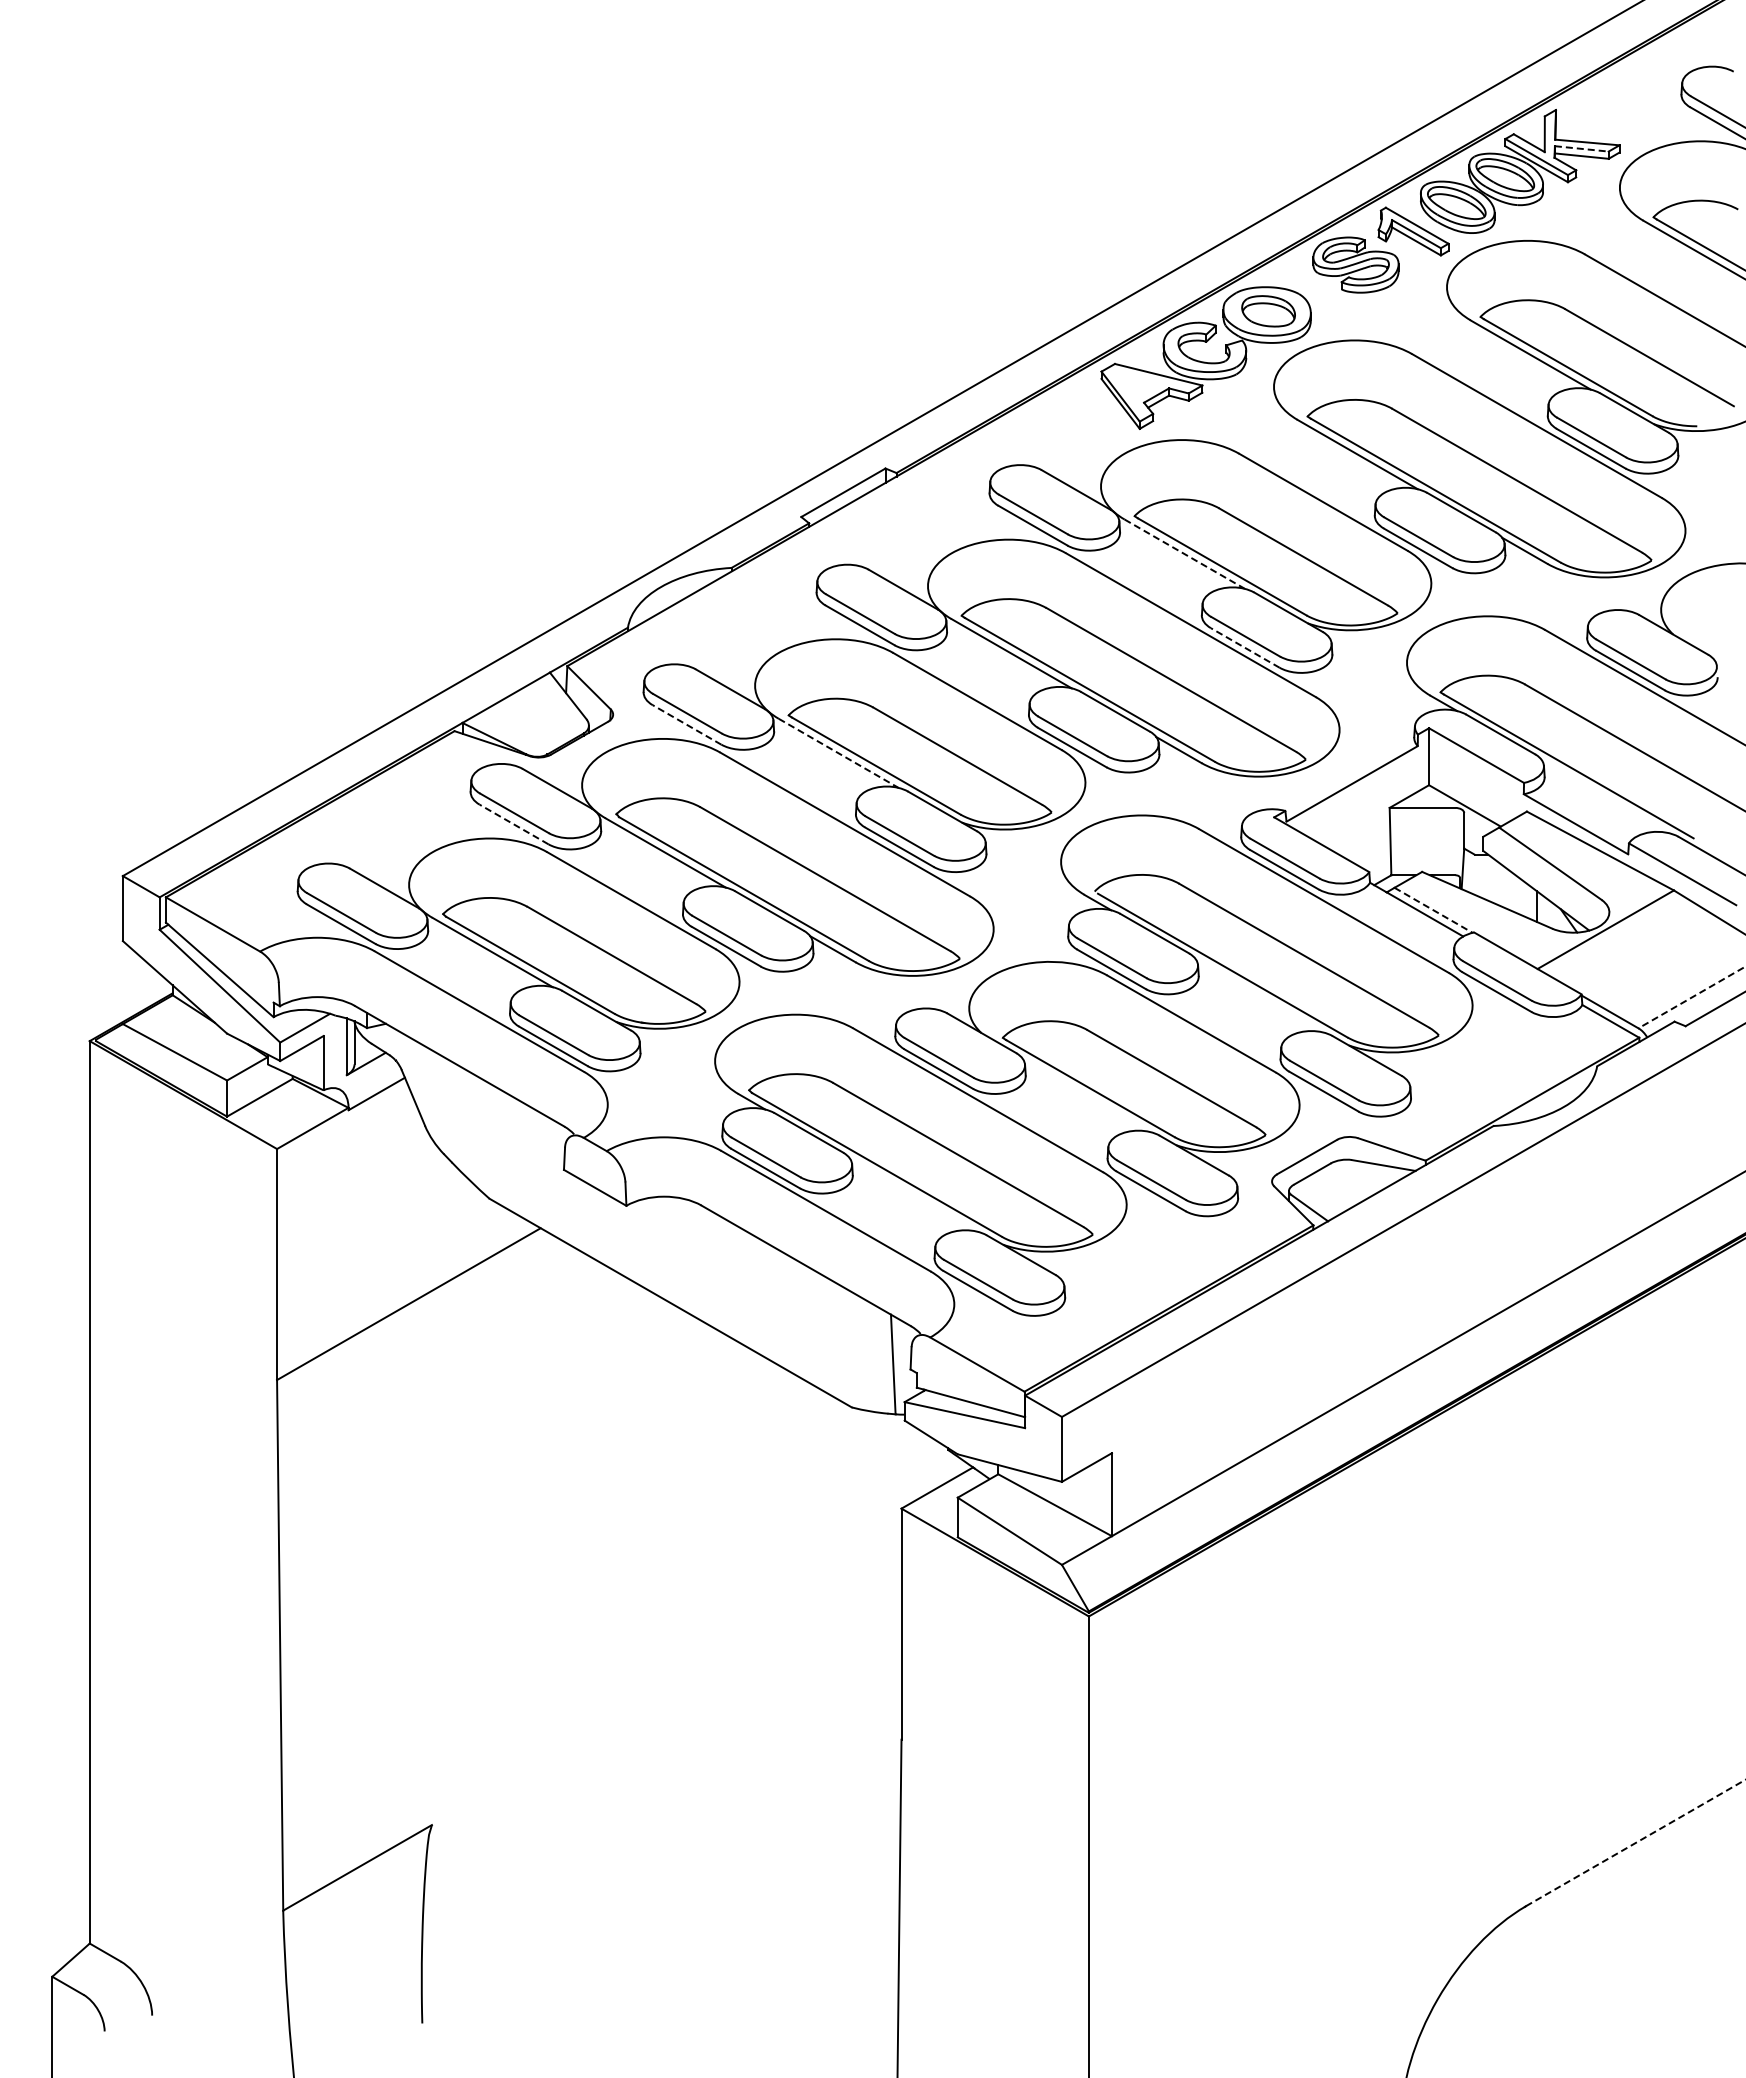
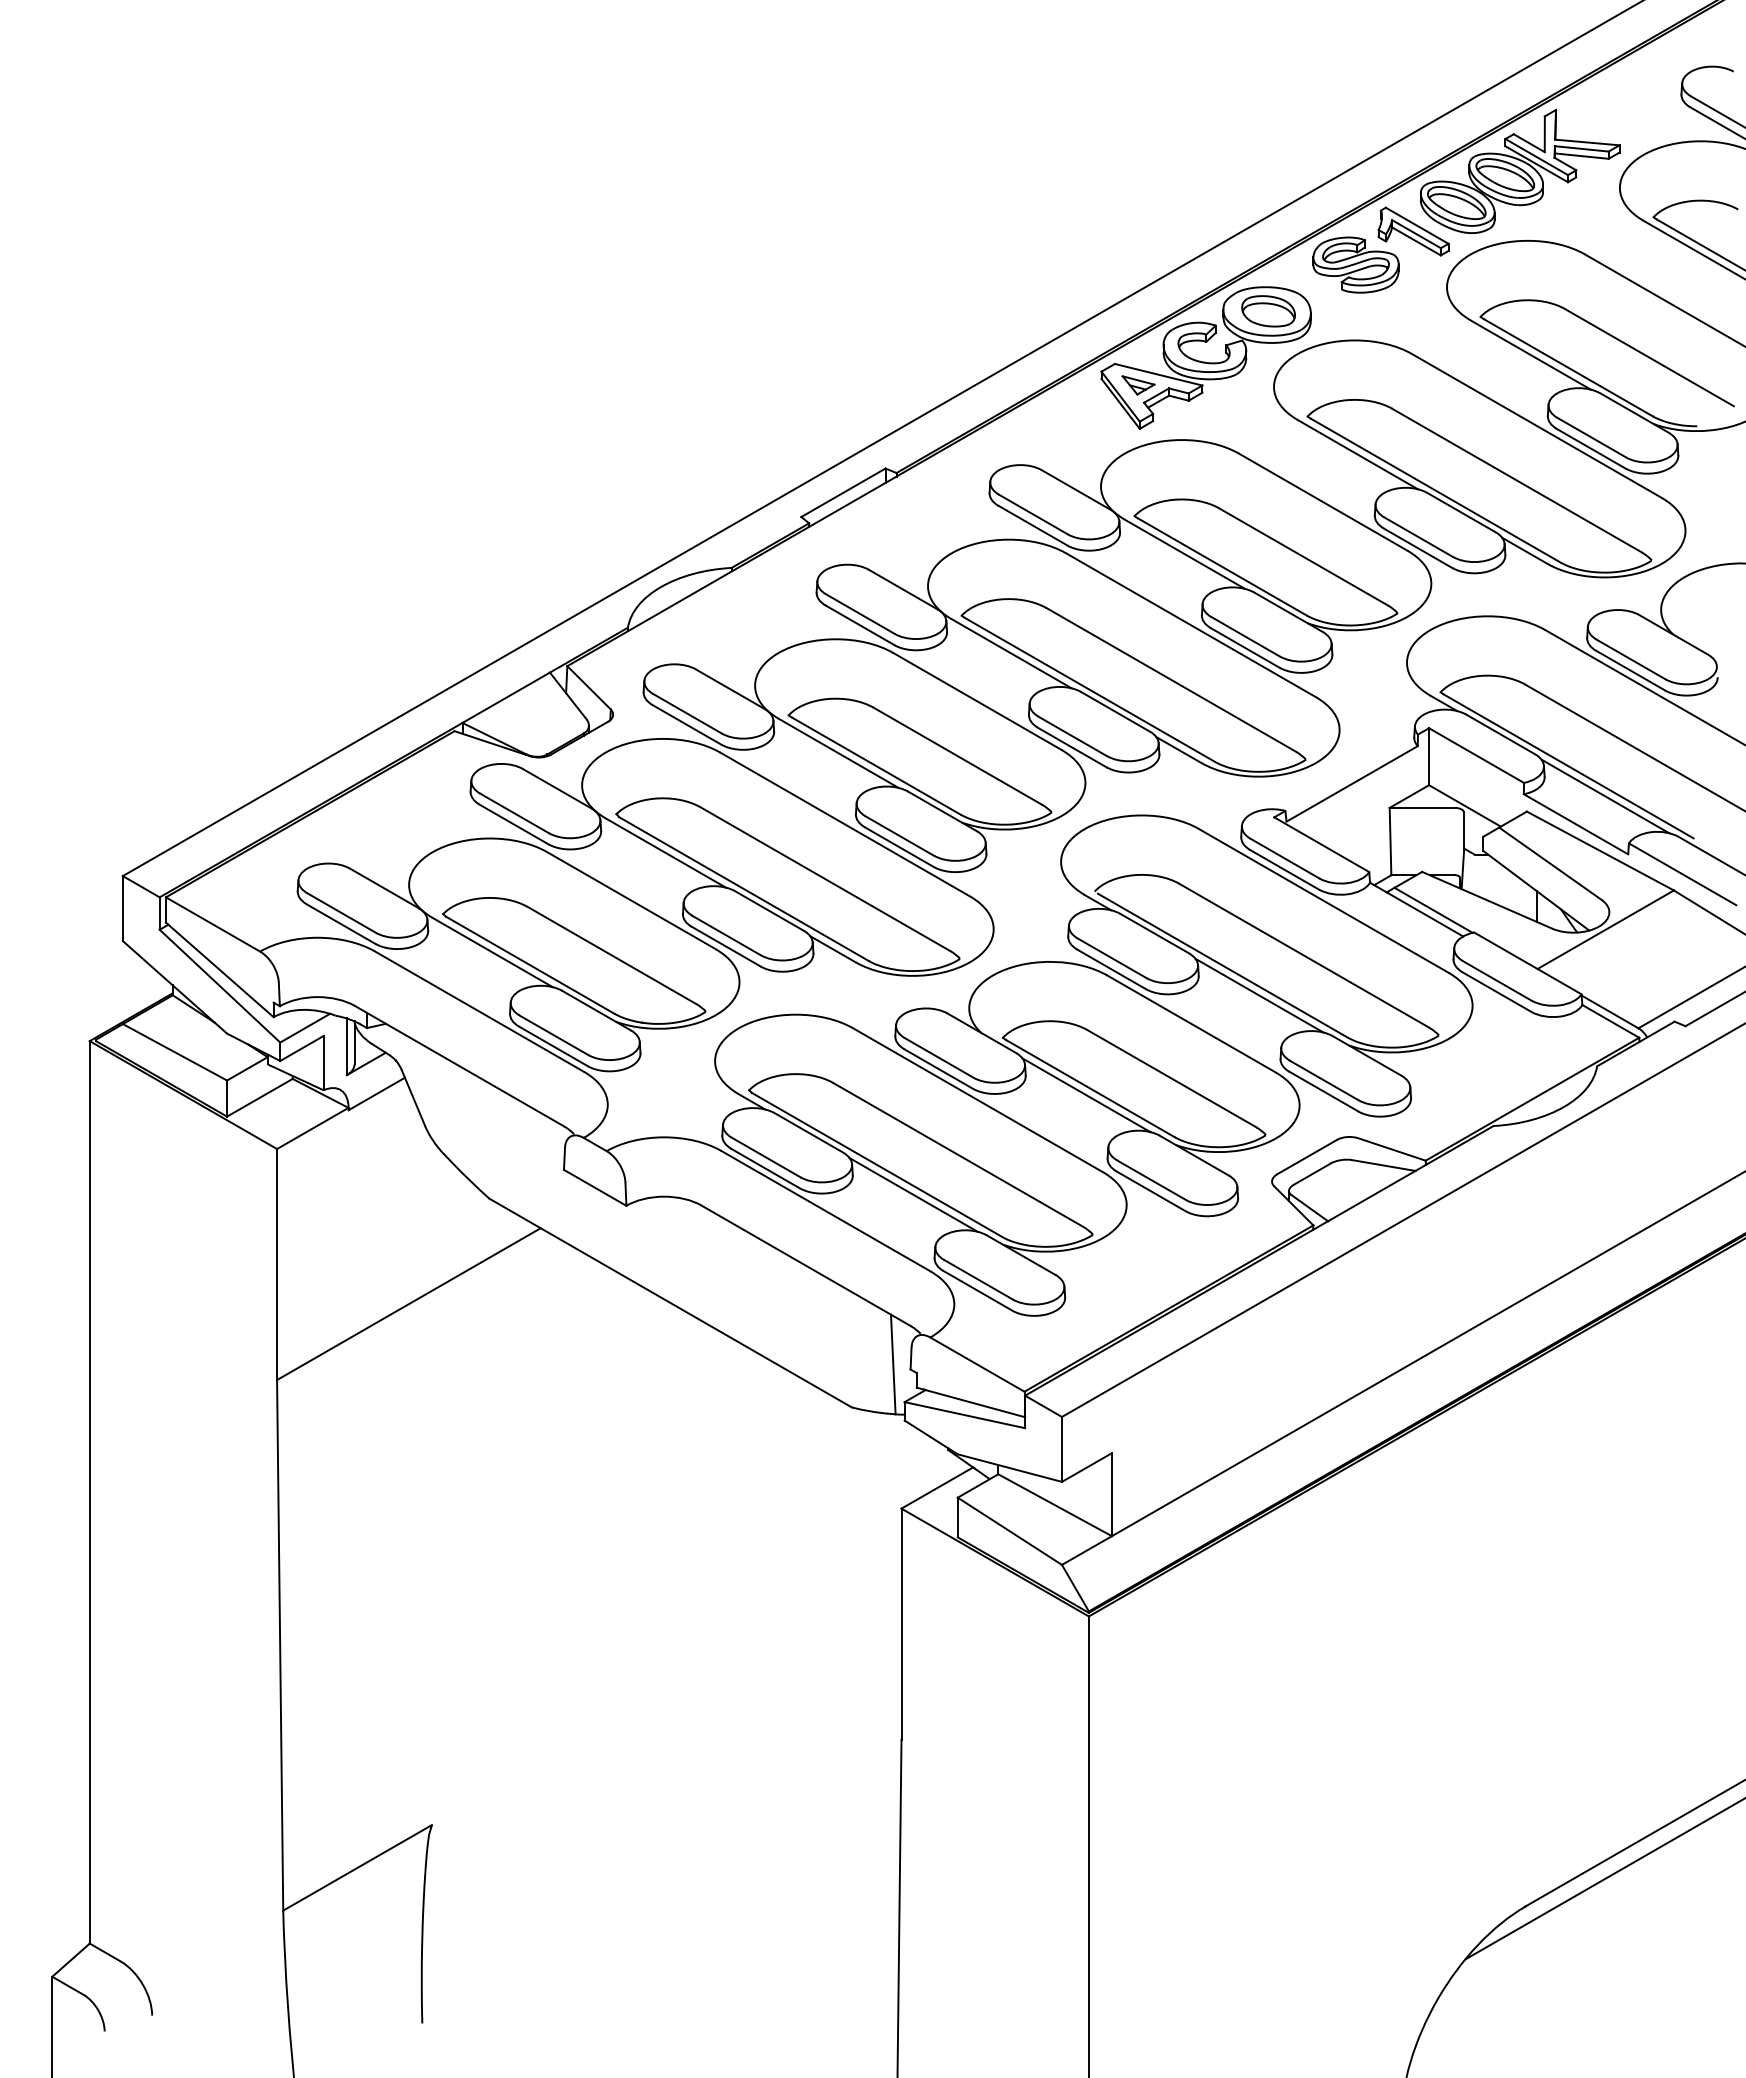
line: dashed -> solid (1582, 148)
part: none -> present (1138, 385)
line: dashed -> solid (1185, 554)
line: dashed -> solid (1245, 647)
line: dashed -> solid (687, 724)
line: dashed -> solid (839, 753)
line: none -> present (1605, 796)
line: dashed -> solid (514, 824)
line: dashed -> solid (1434, 910)
line: none -> present (1259, 995)
line: dashed -> solid (1692, 997)
line: none -> present (1086, 1095)
line: none -> present (913, 1194)
line: dashed -> solid (1635, 1842)
line: none -> present (1603, 1879)
